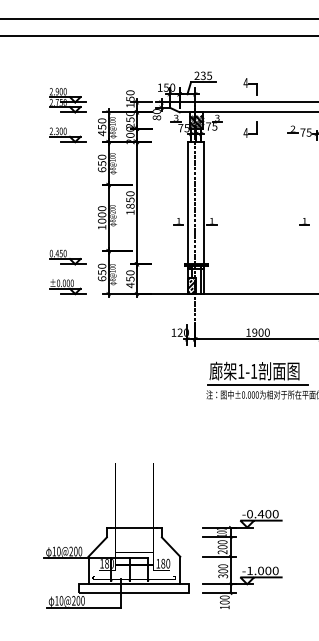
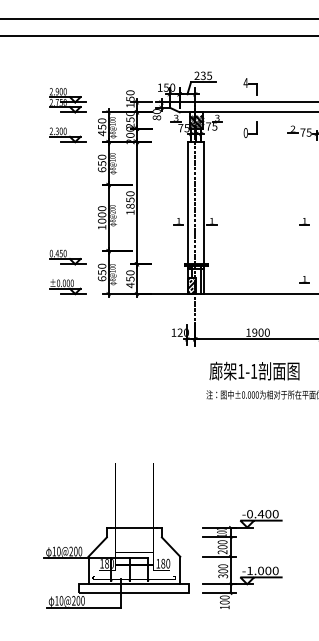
text: 4 -> 0 (245, 133)
part: none -> present (304, 279)
line: present -> none (257, 385)
